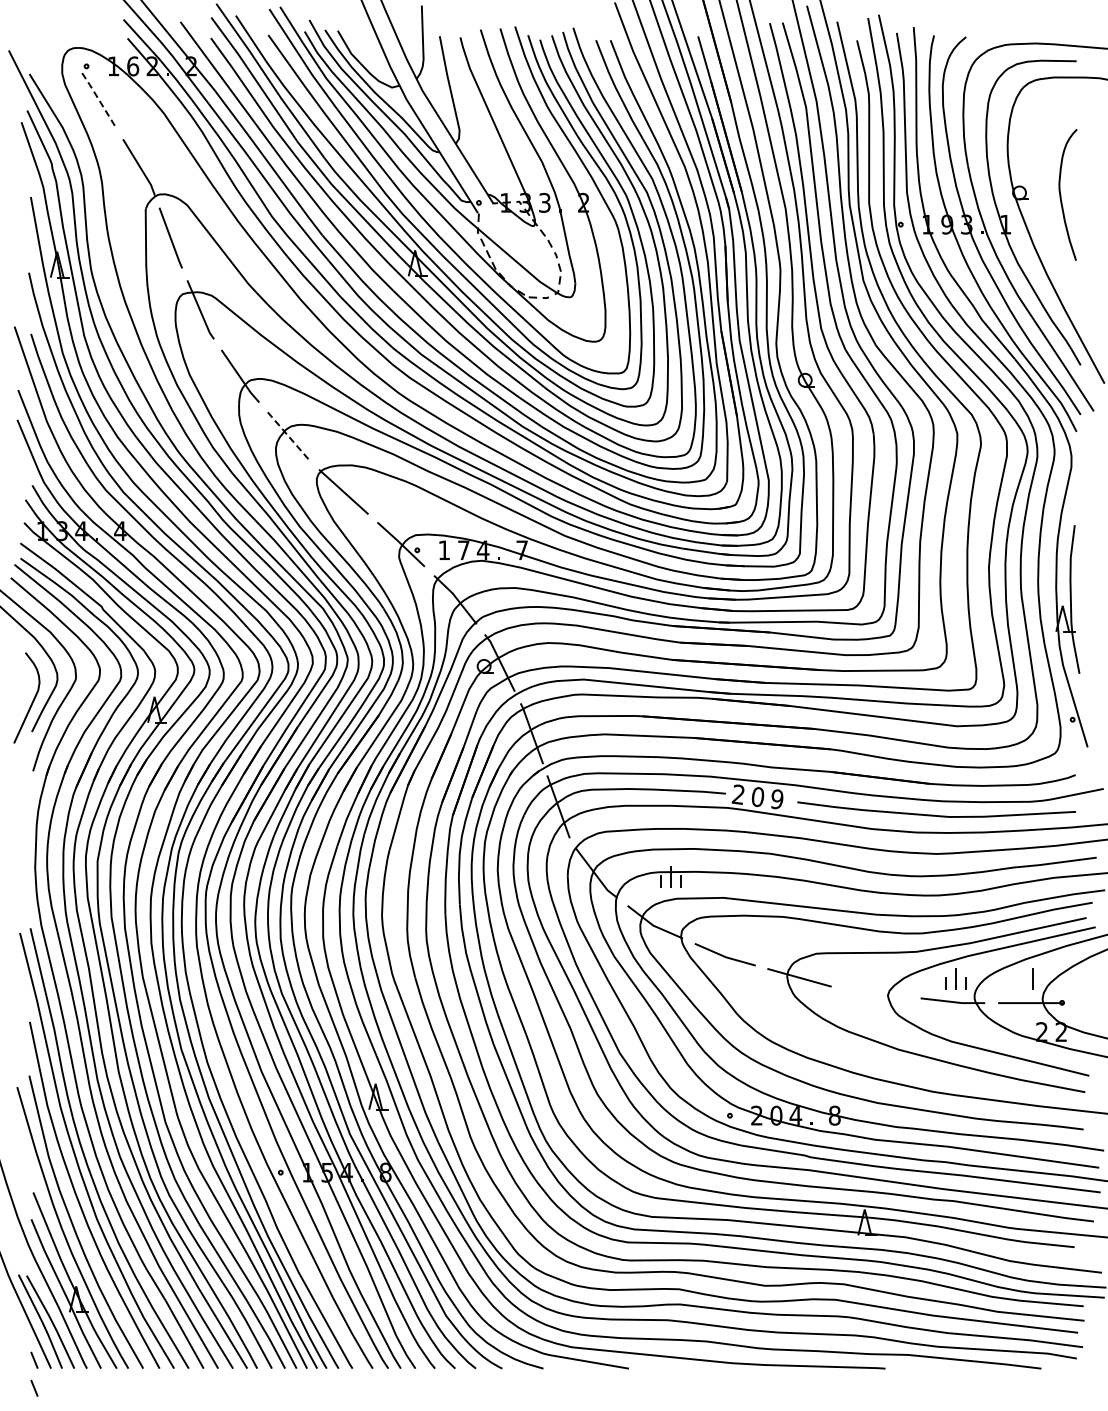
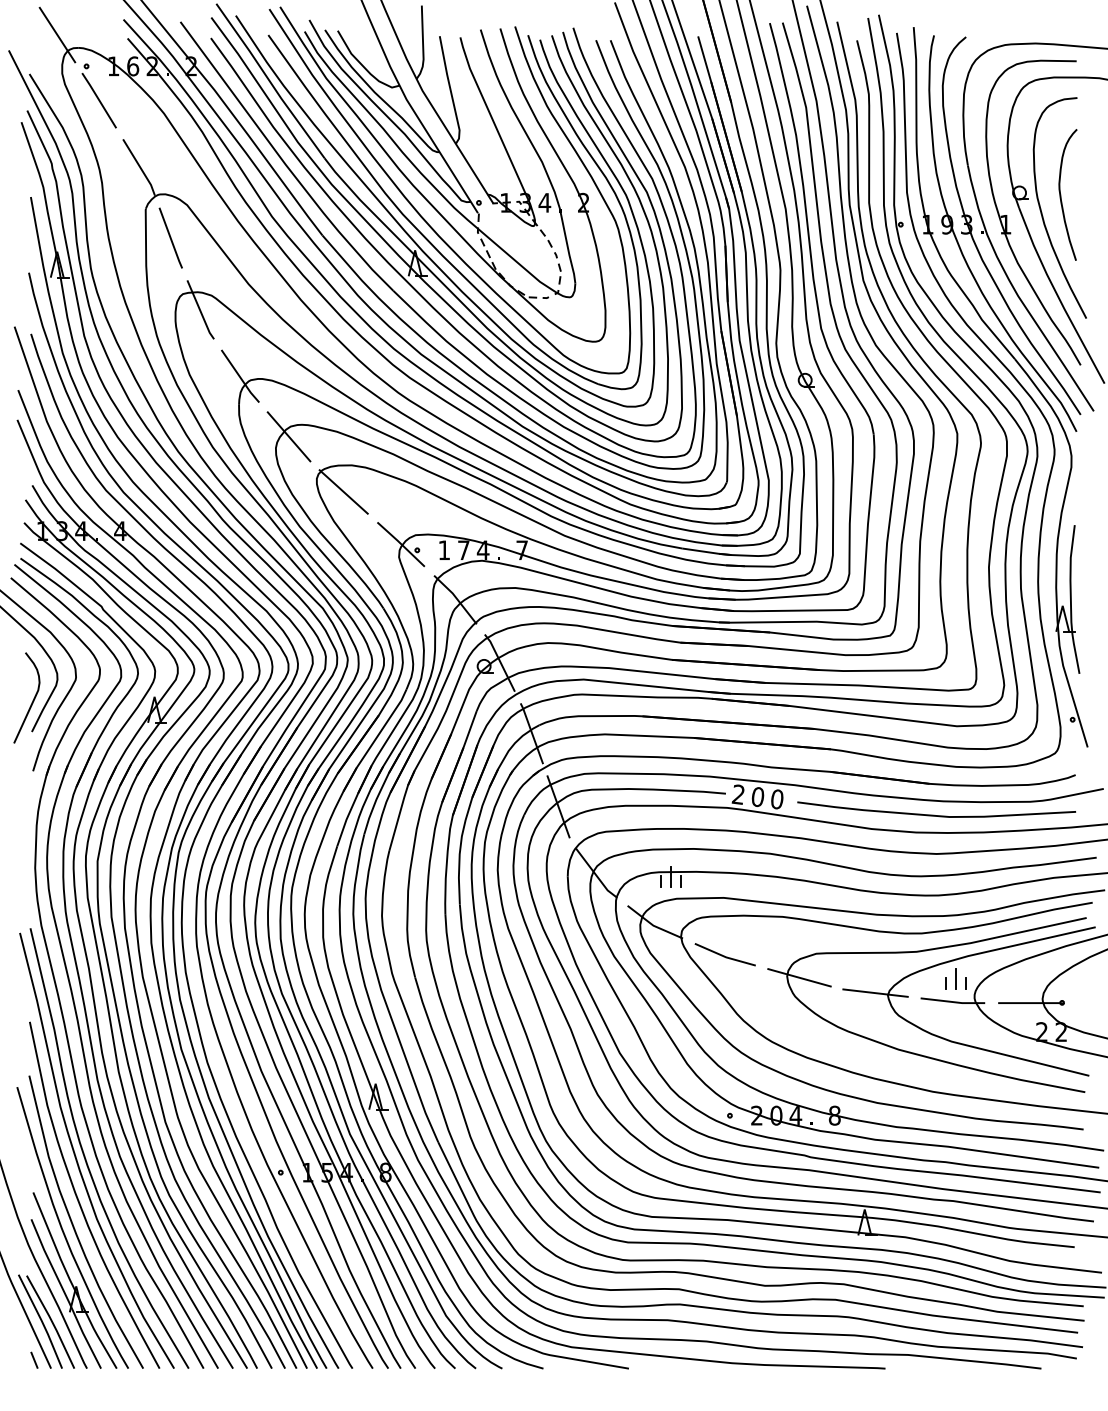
line: none -> present (57, 34)
line: dashed -> solid (99, 100)
text: 3 -> 4 (544, 202)
curve: none -> present (1042, 212)
line: dashed -> solid (289, 437)
text: 9 -> 0 (777, 799)
line: present -> none (1032, 978)
line: none -> present (875, 992)
line: present -> none (34, 1387)
